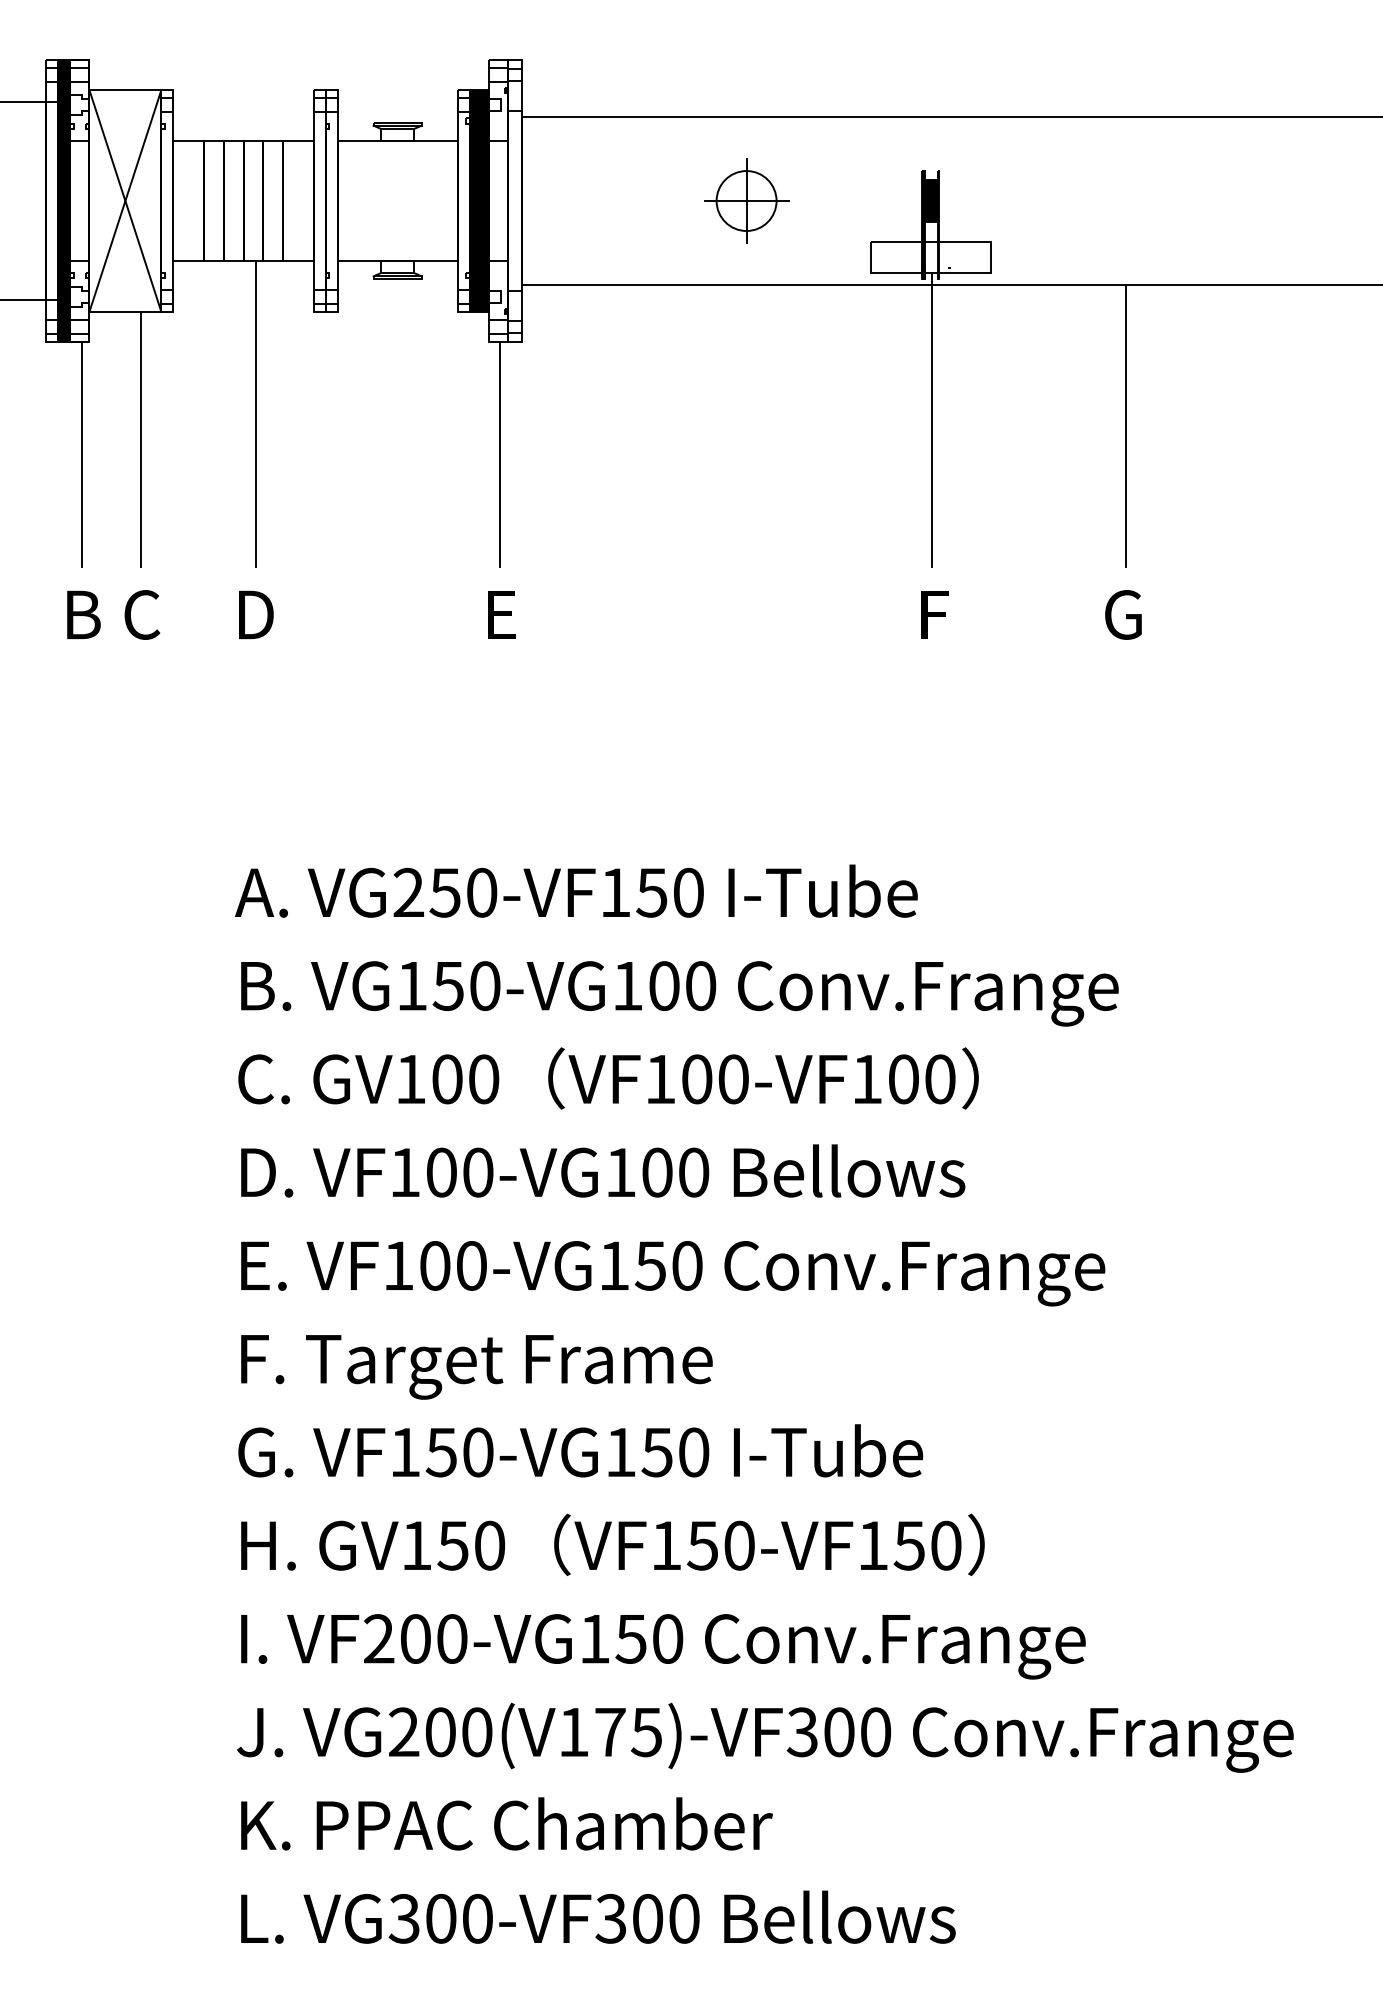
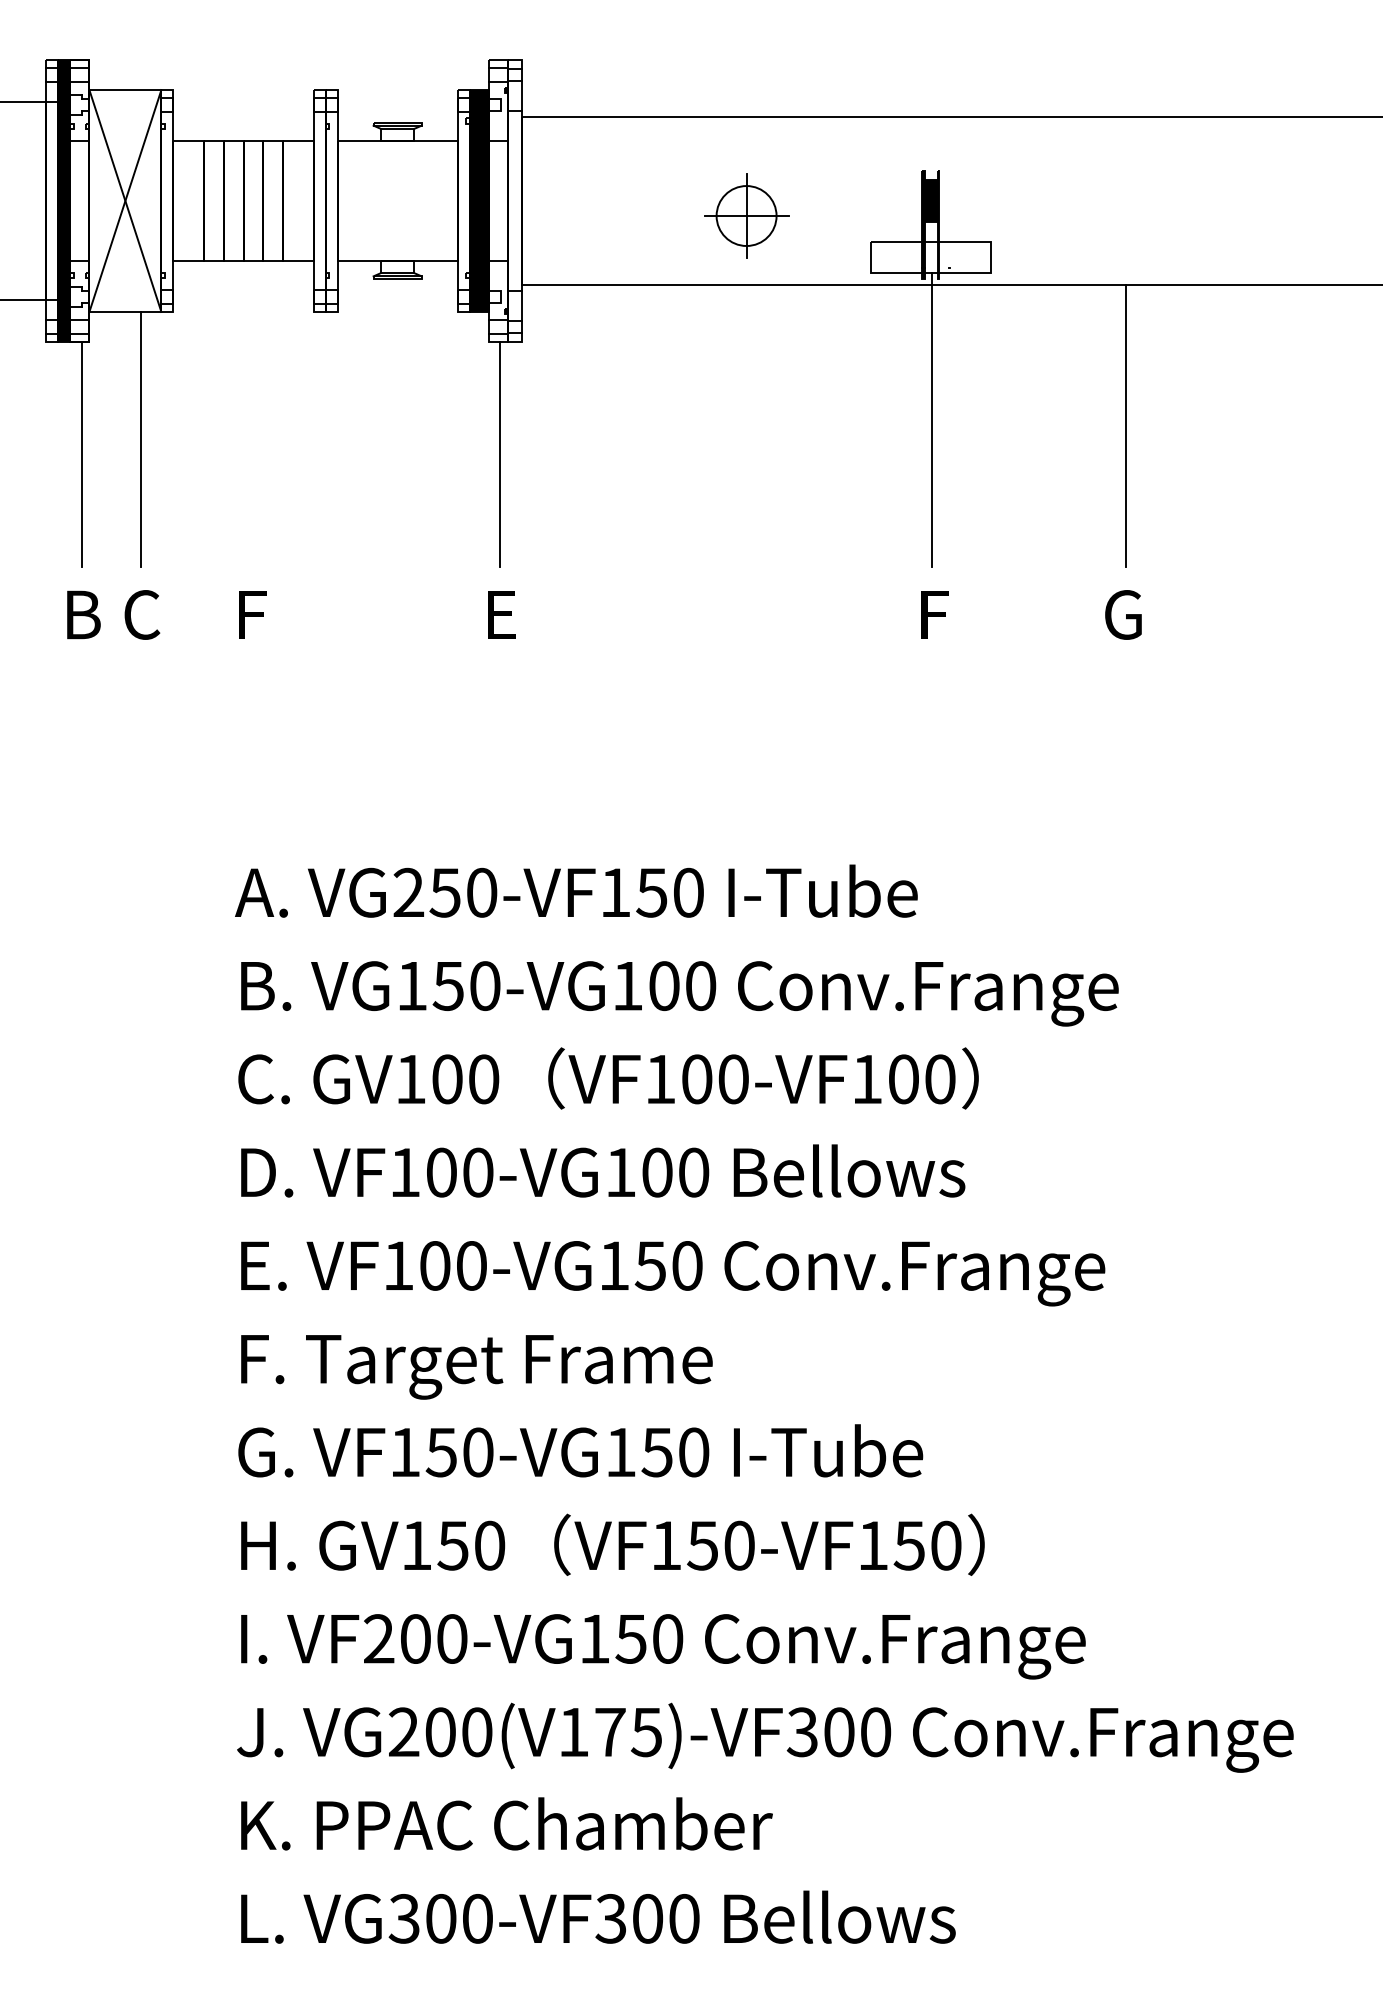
part position: (746, 200) -> (746, 215) (746, 215)
line: present -> none (256, 413)
text: D -> F (256, 614)
